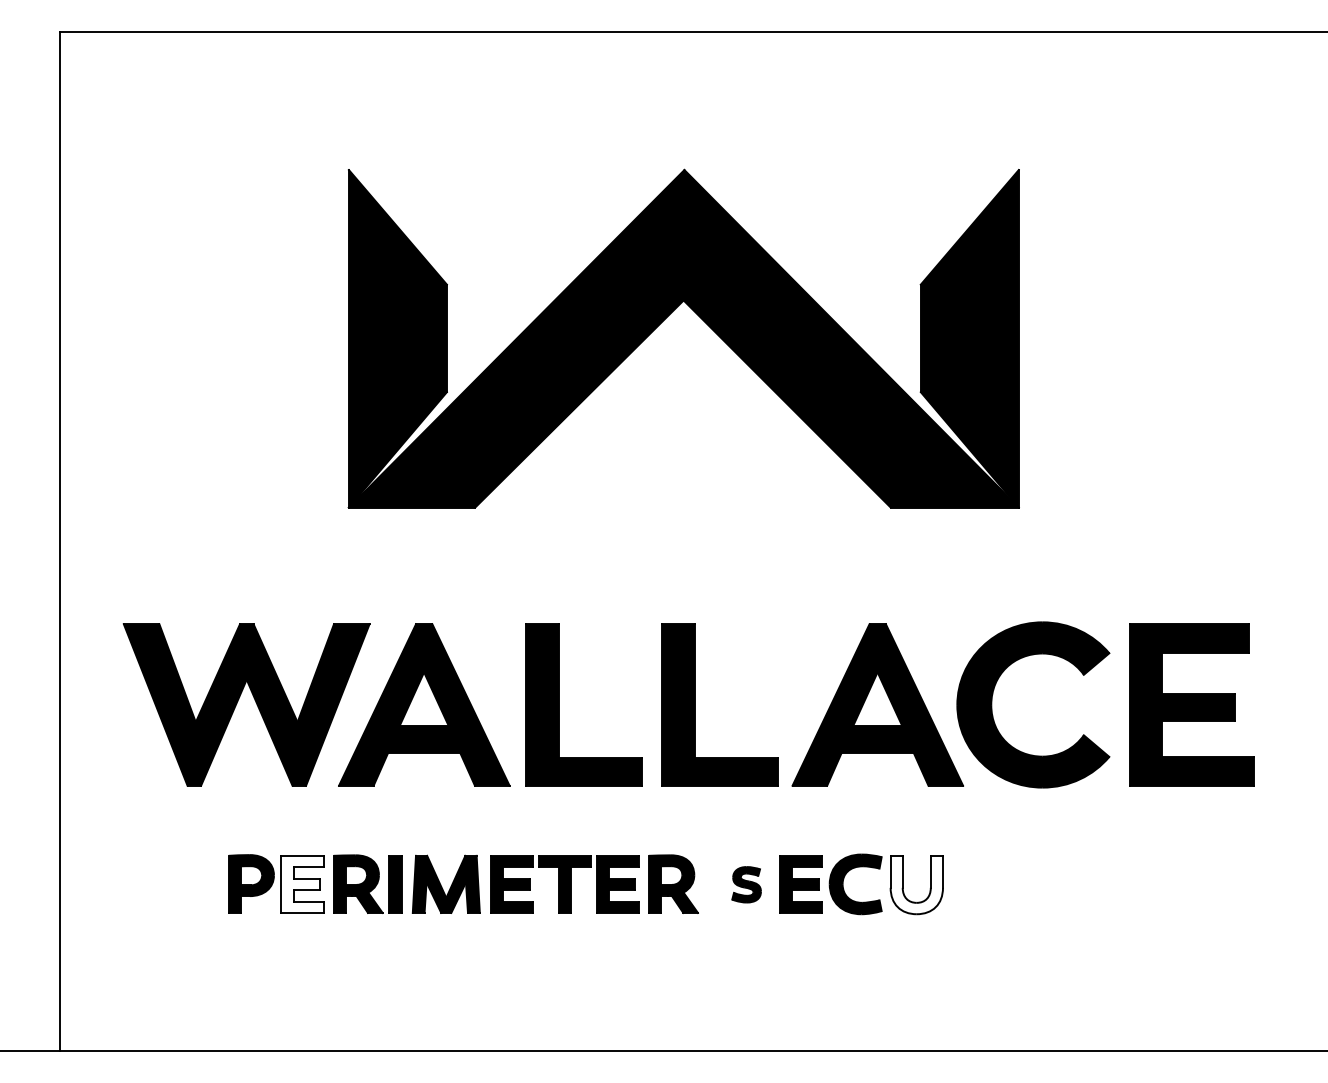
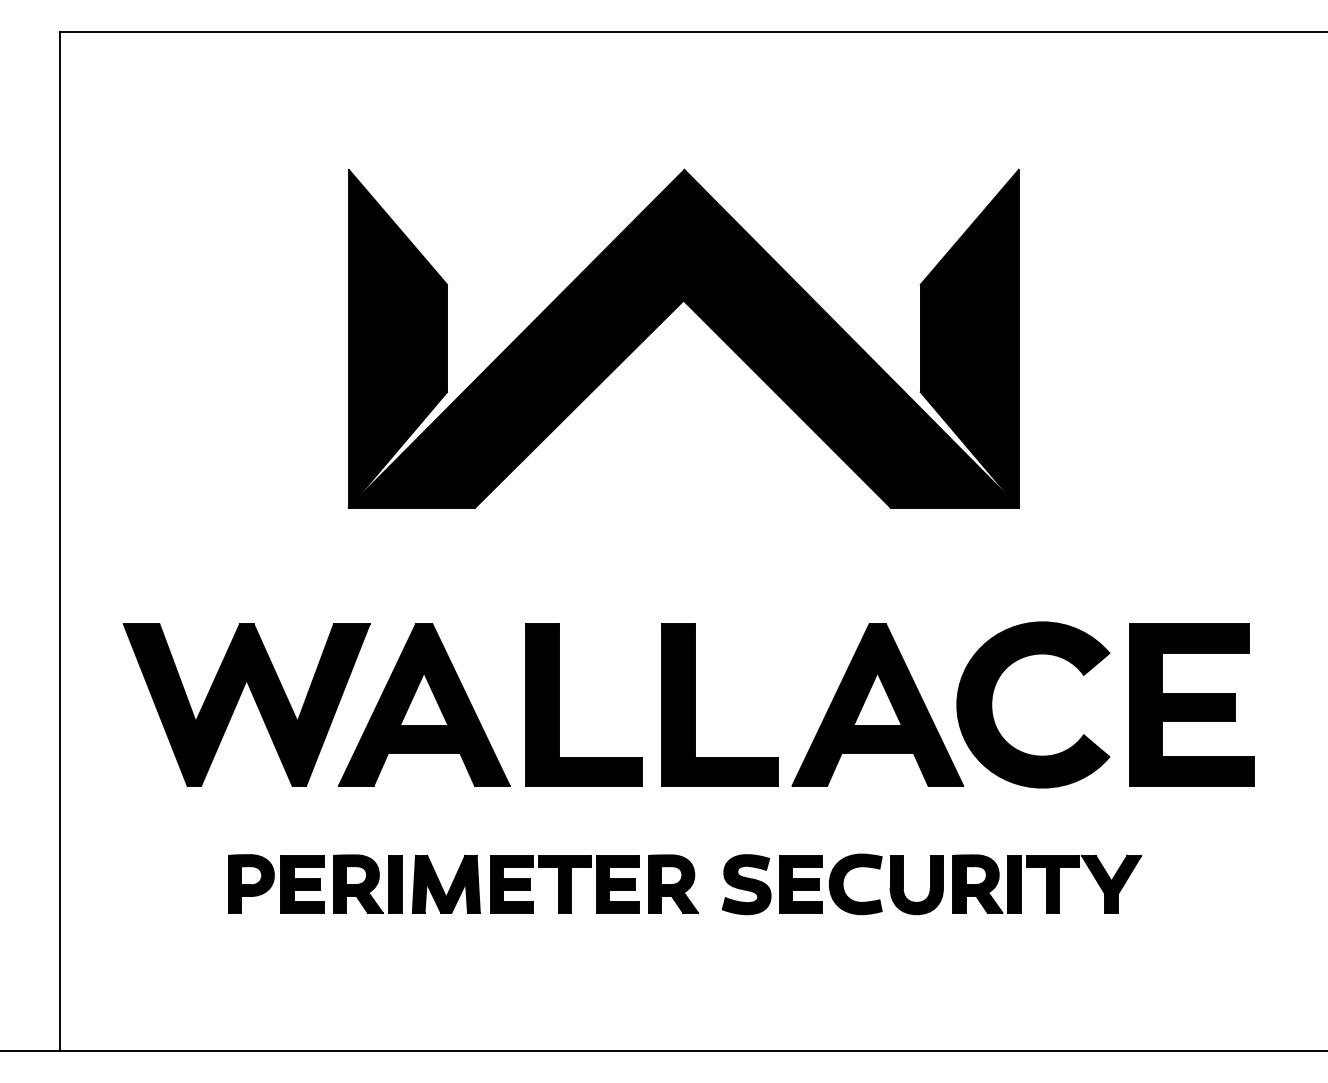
fill: none -> present (302, 883)
part: none -> present (1047, 883)
part size: 31x38 px -> 51x62 px (746, 884)
fill: none -> present (916, 884)
